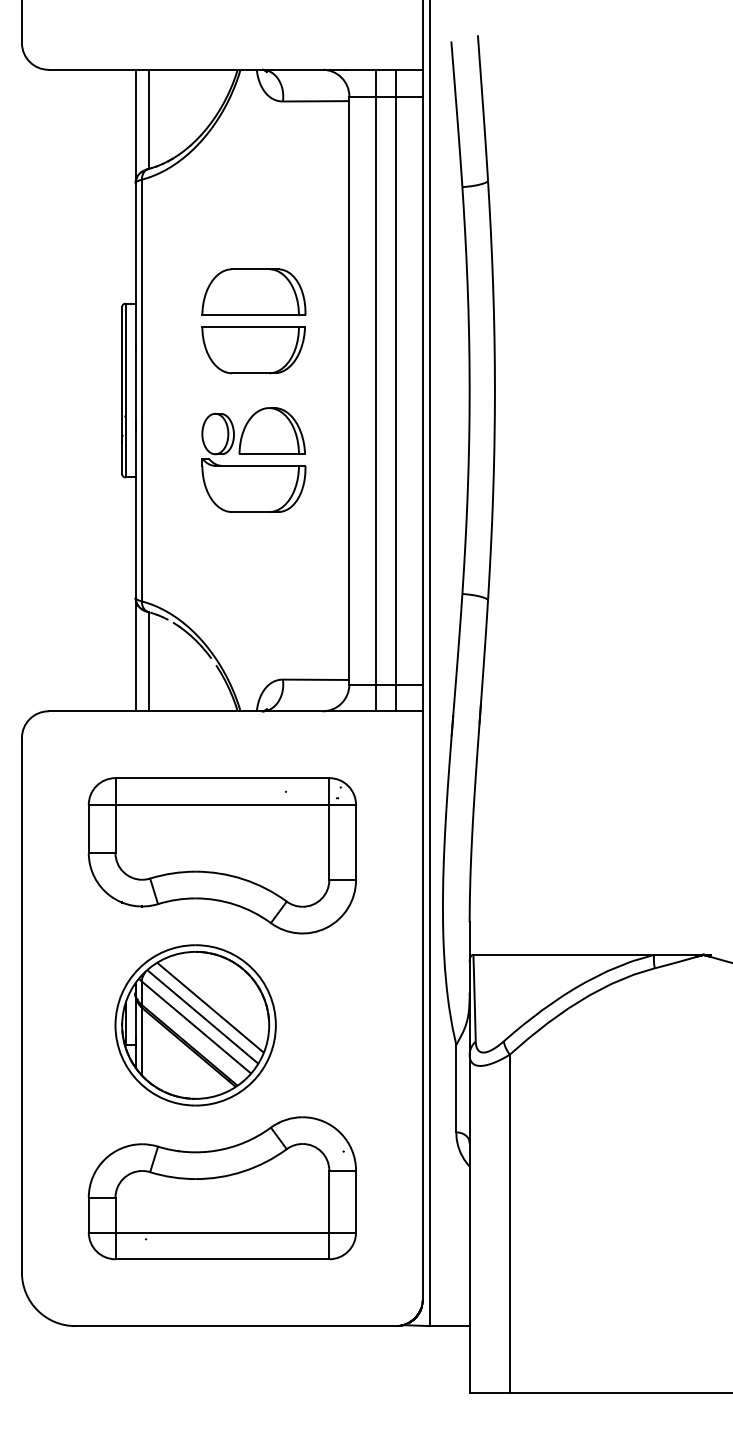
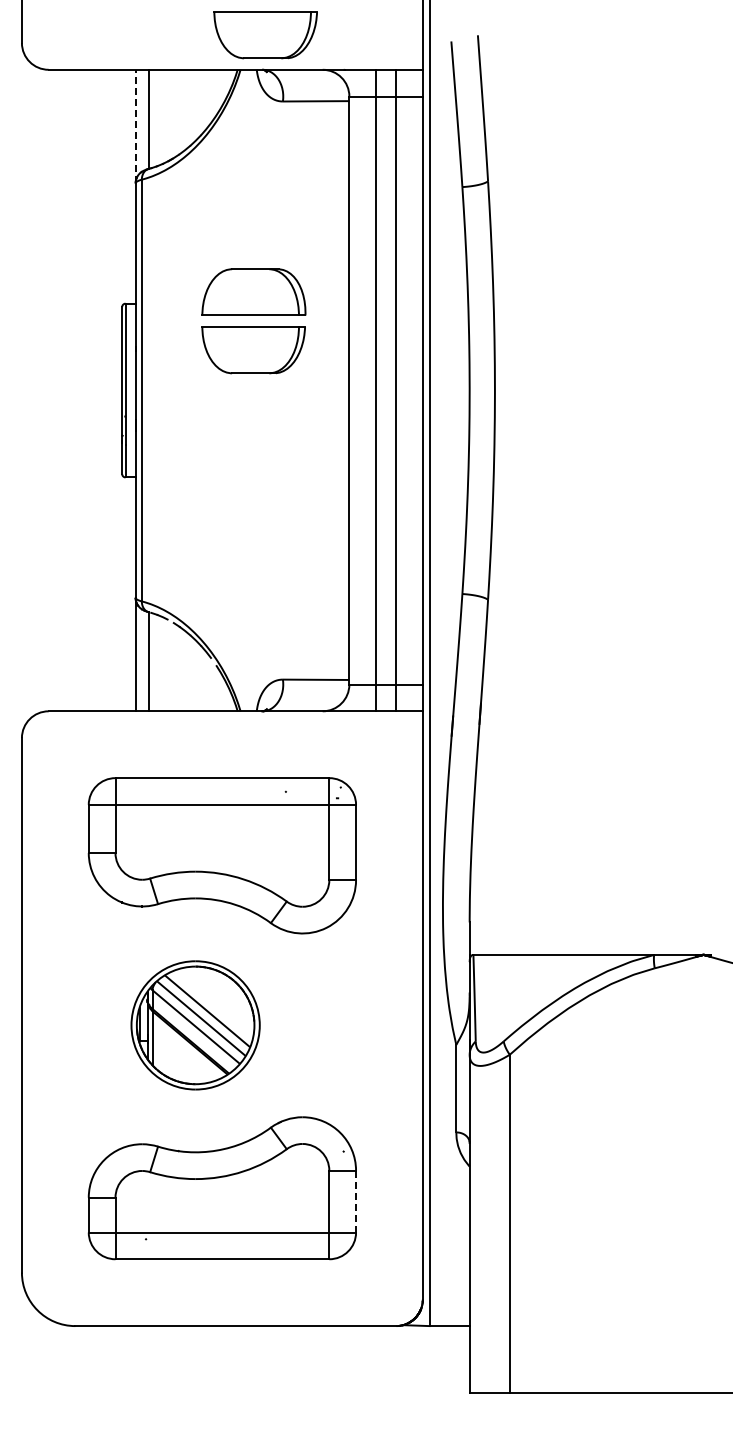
part: none -> present (265, 35)
line: solid -> dashed (135, 126)
part: present -> none (253, 459)
part size: 163x163 px -> 131x131 px (195, 1025)
line: solid -> dashed (356, 1201)
